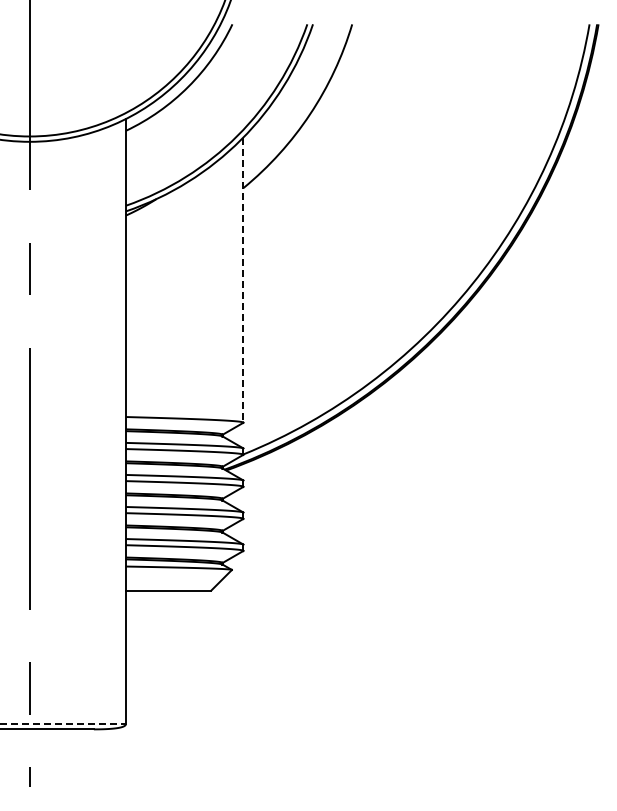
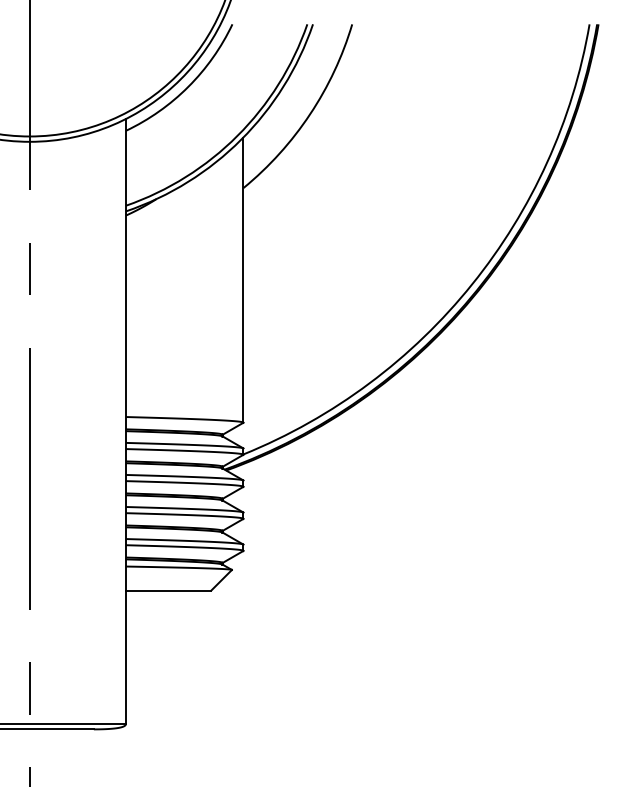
line: dashed -> solid (243, 280)
line: dashed -> solid (63, 724)
